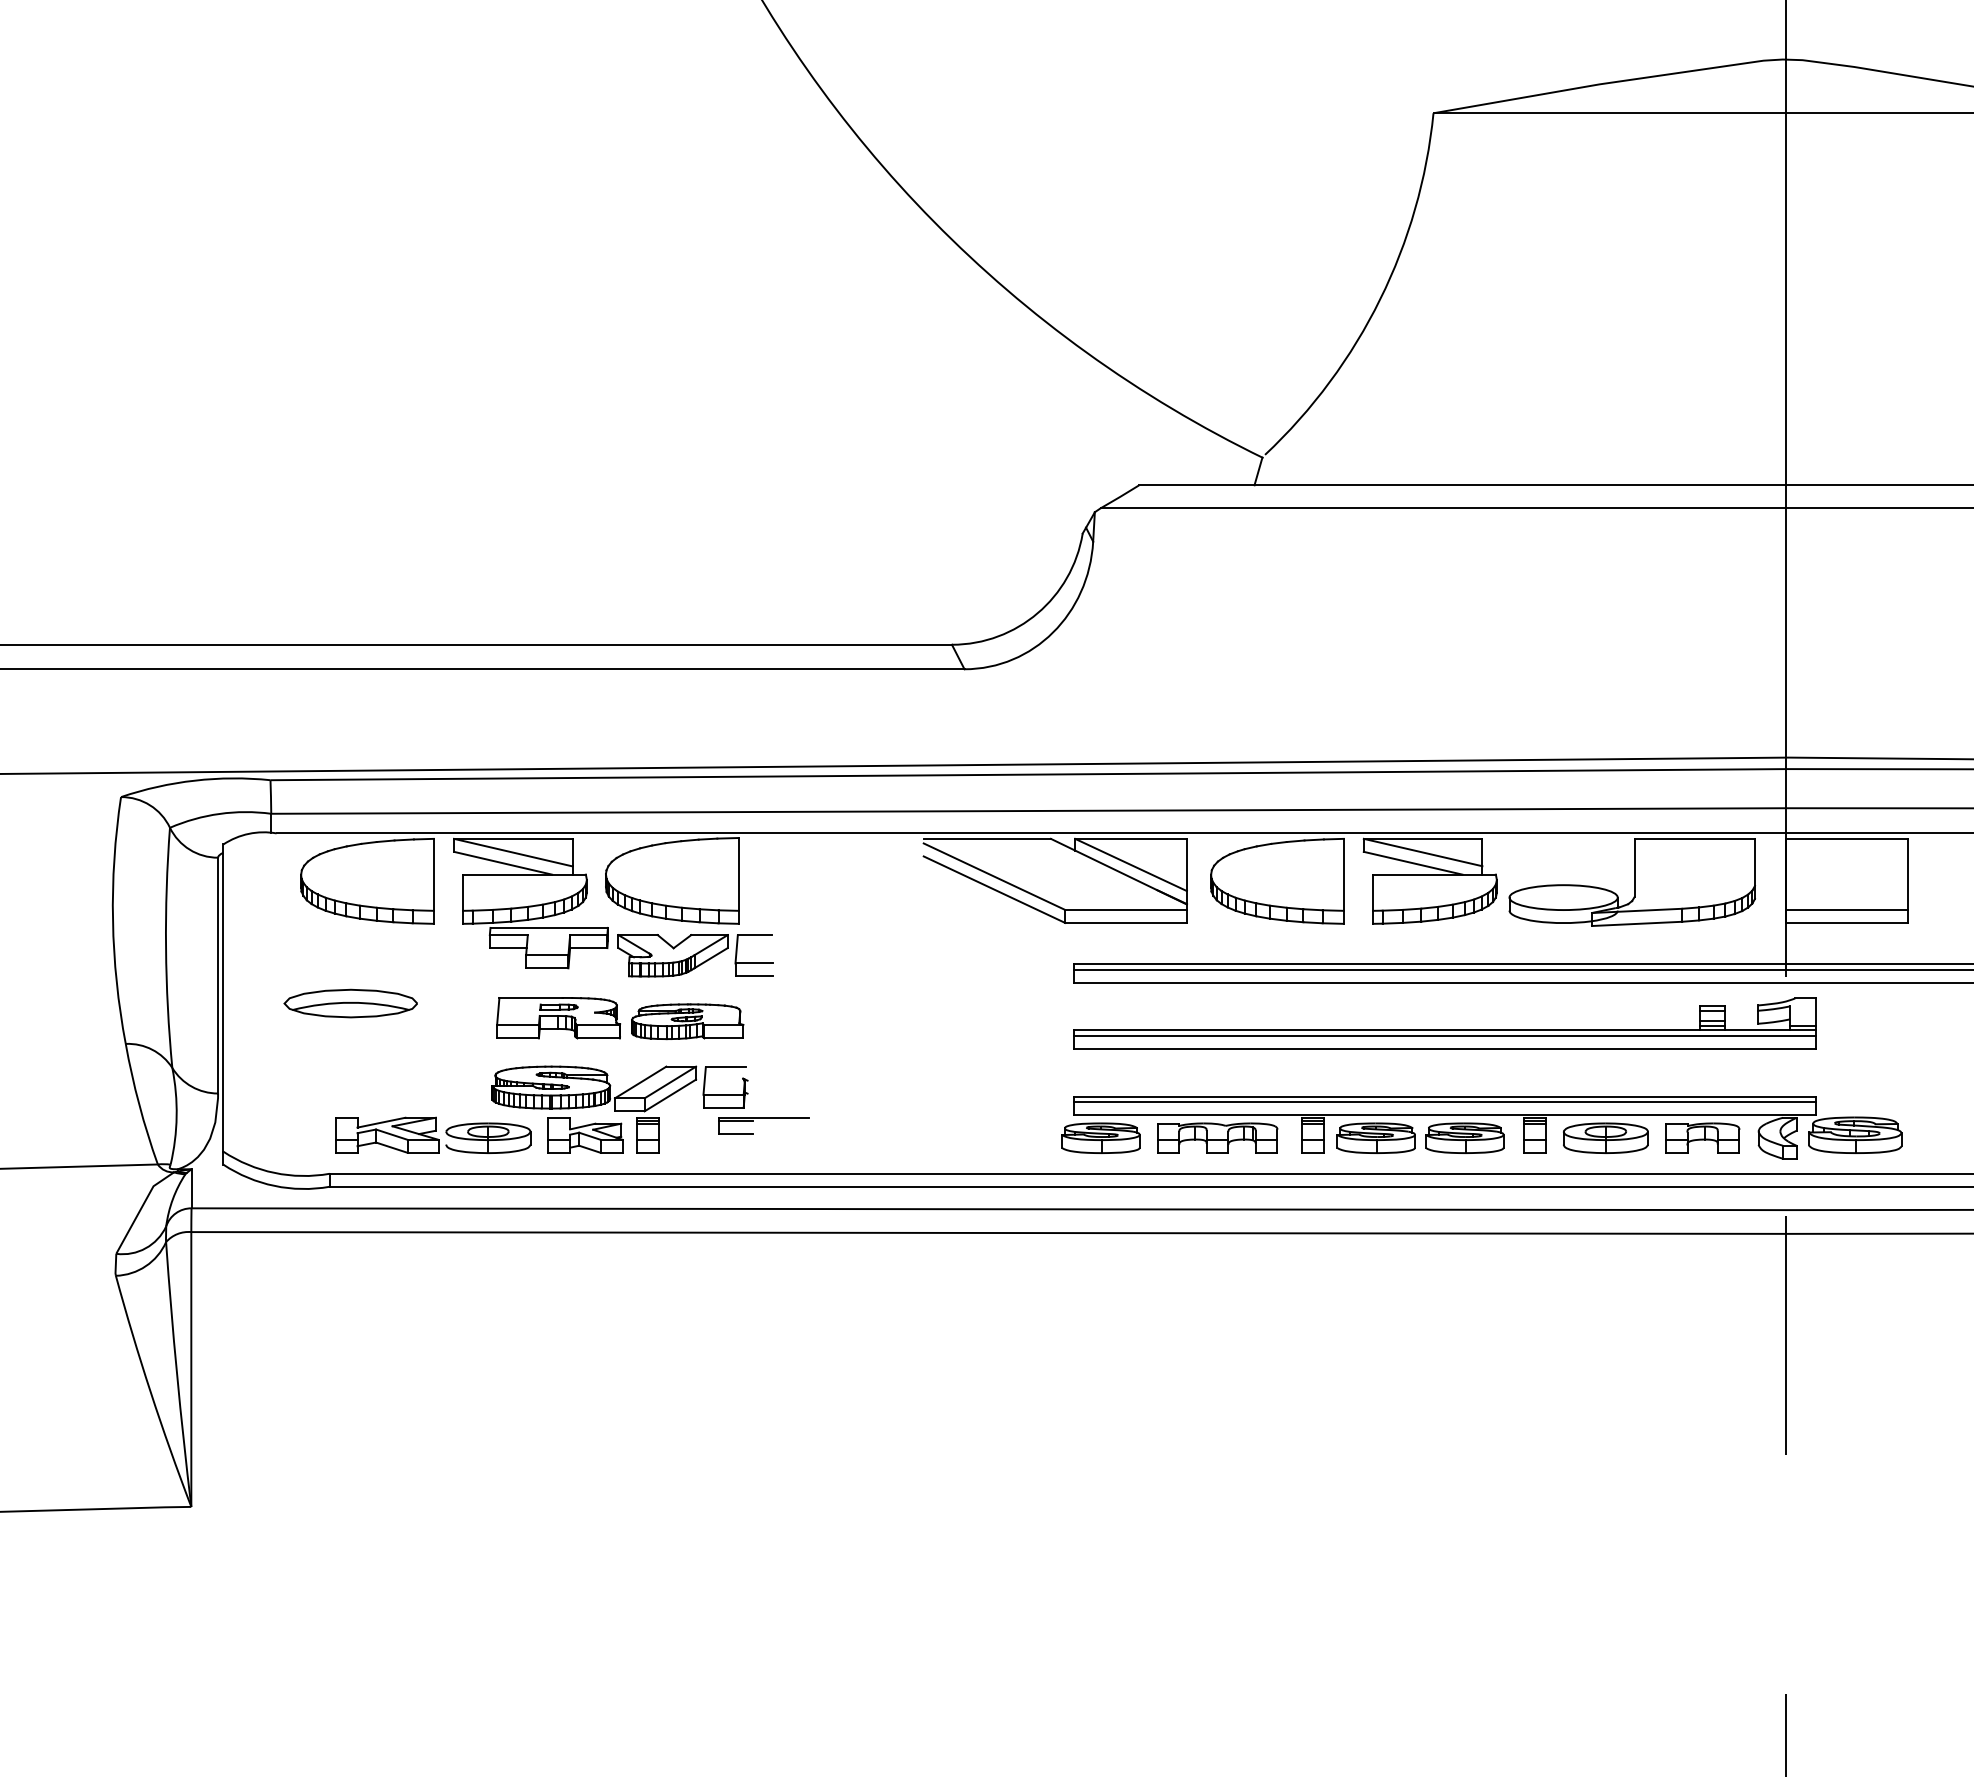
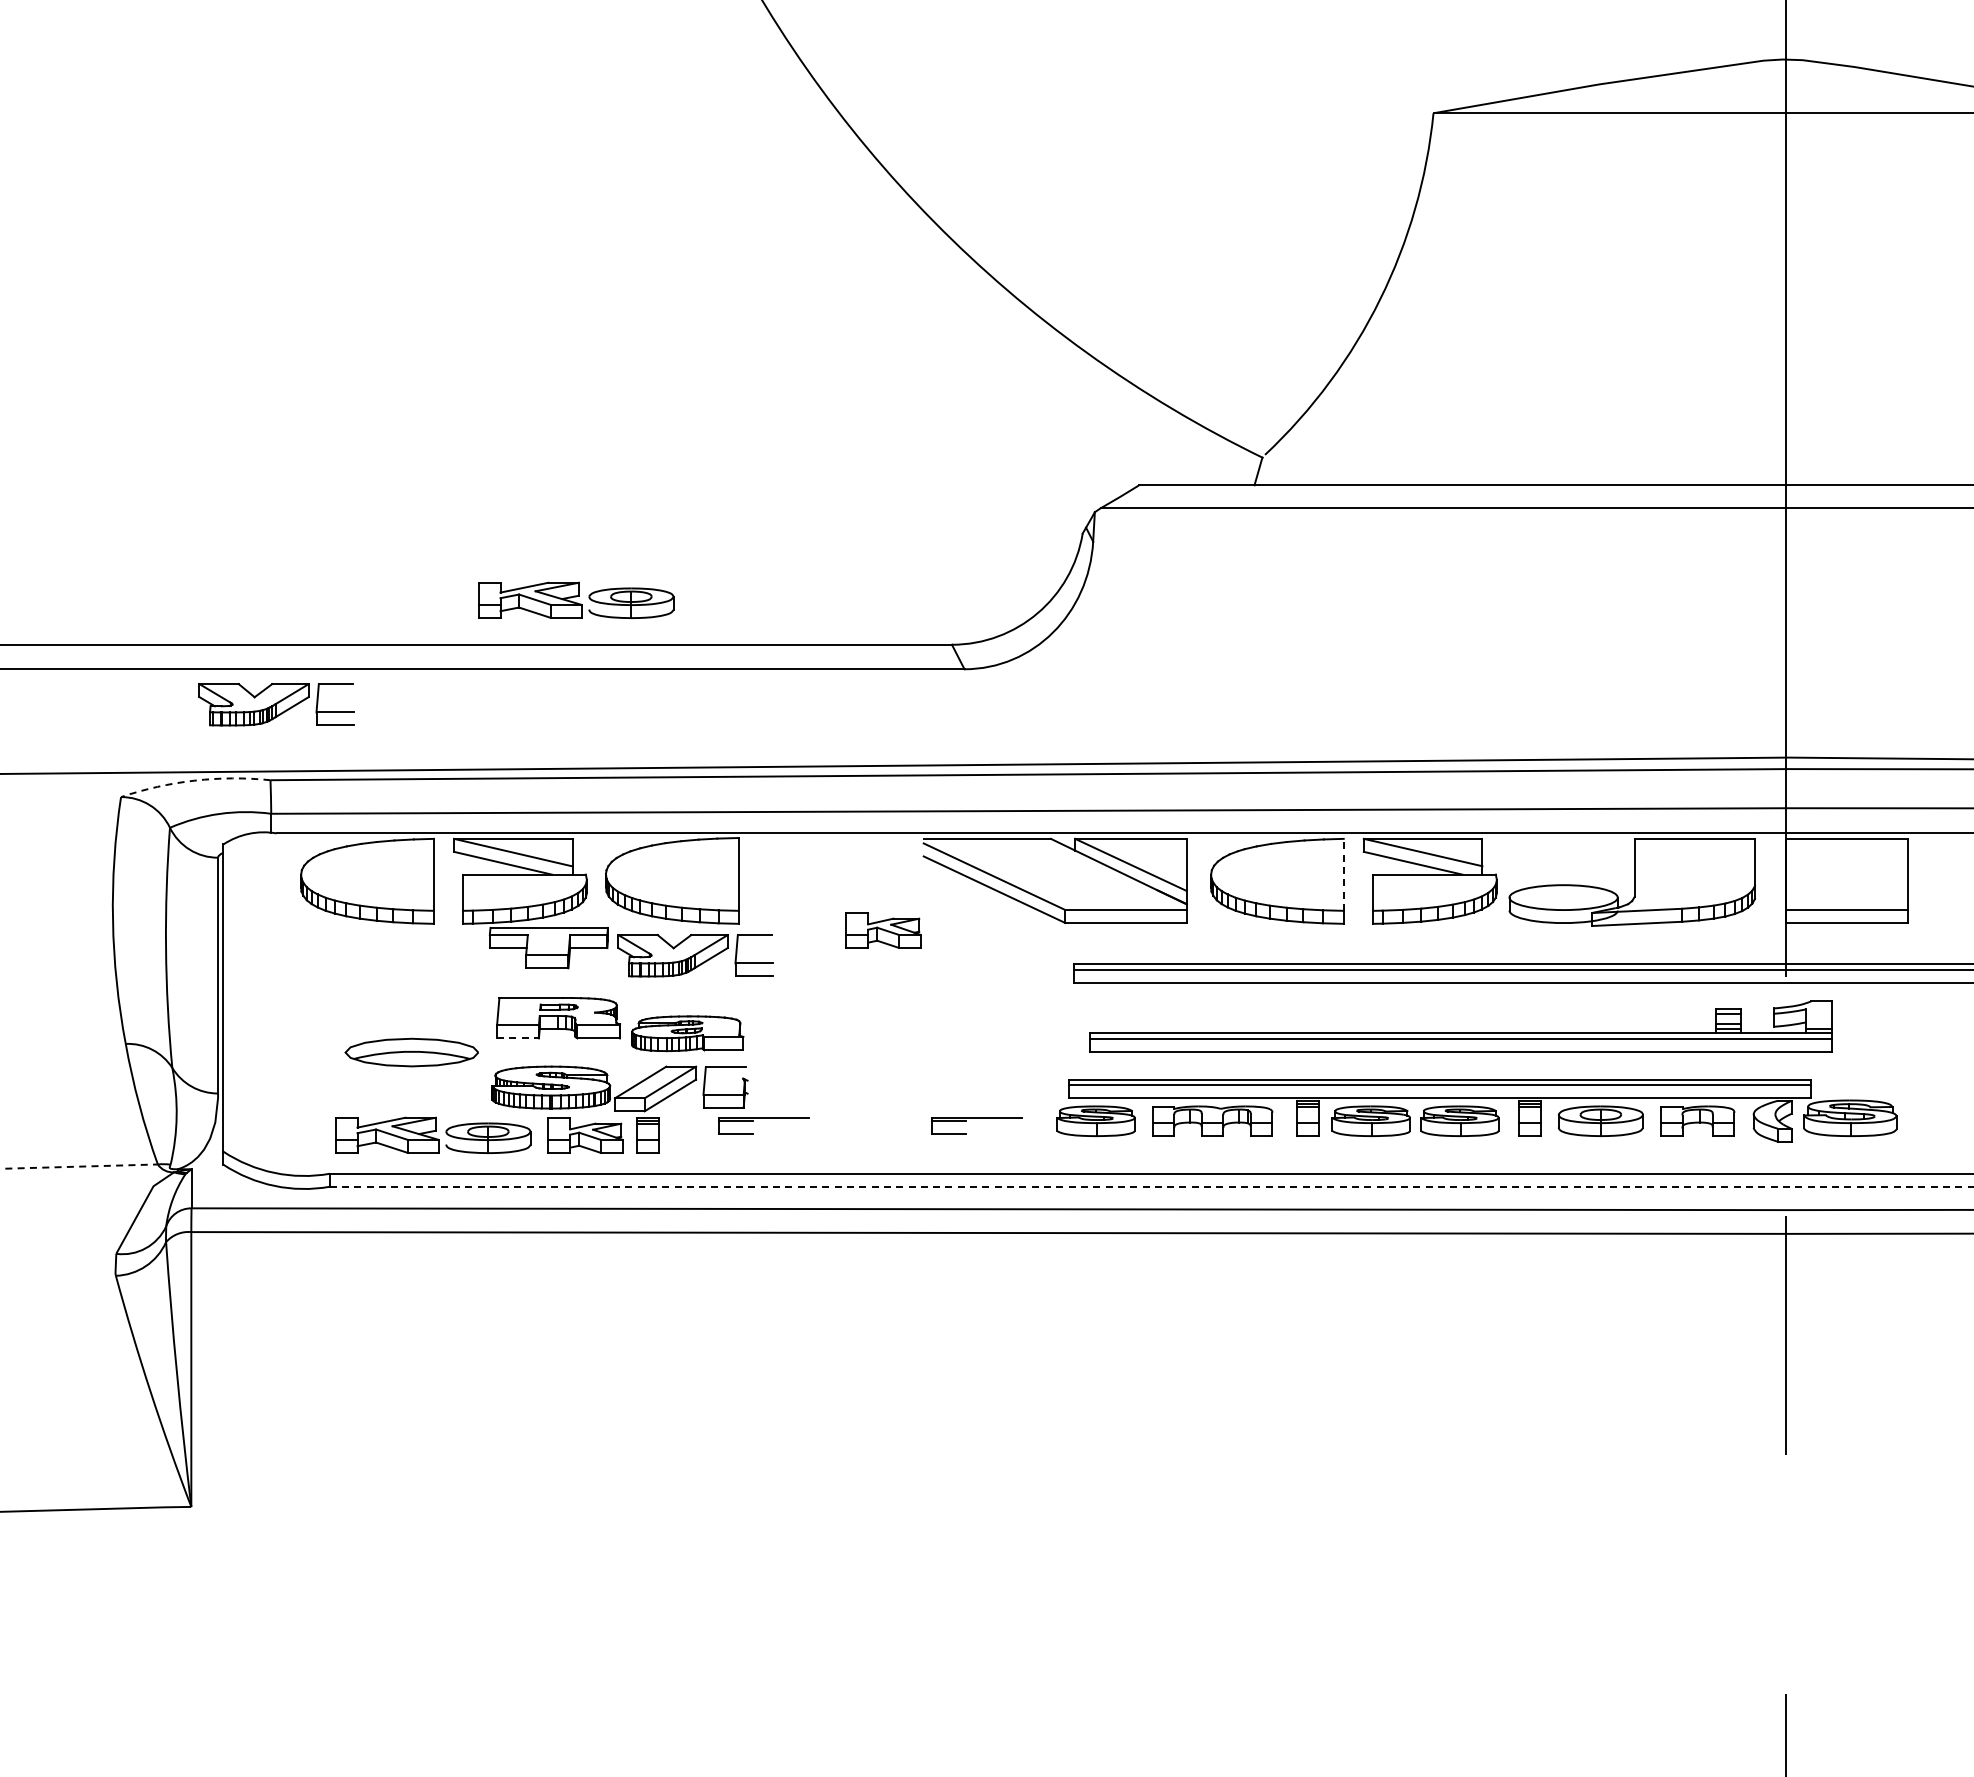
part: none -> present (576, 599)
part: none -> present (276, 704)
arc: solid -> dashed (194, 780)
line: solid -> dashed (1343, 874)
part: none -> present (883, 930)
part position: (350, 1003) -> (411, 1052) (411, 1052)
part position: (687, 1021) -> (687, 1033) (687, 1033)
part position: (1444, 1023) -> (1460, 1026) (1460, 1026)
line: solid -> dashed (518, 1038)
part: none -> present (976, 1118)
part position: (1481, 1127) -> (1476, 1110) (1476, 1110)
line: solid -> dashed (79, 1166)
line: solid -> dashed (1151, 1186)
